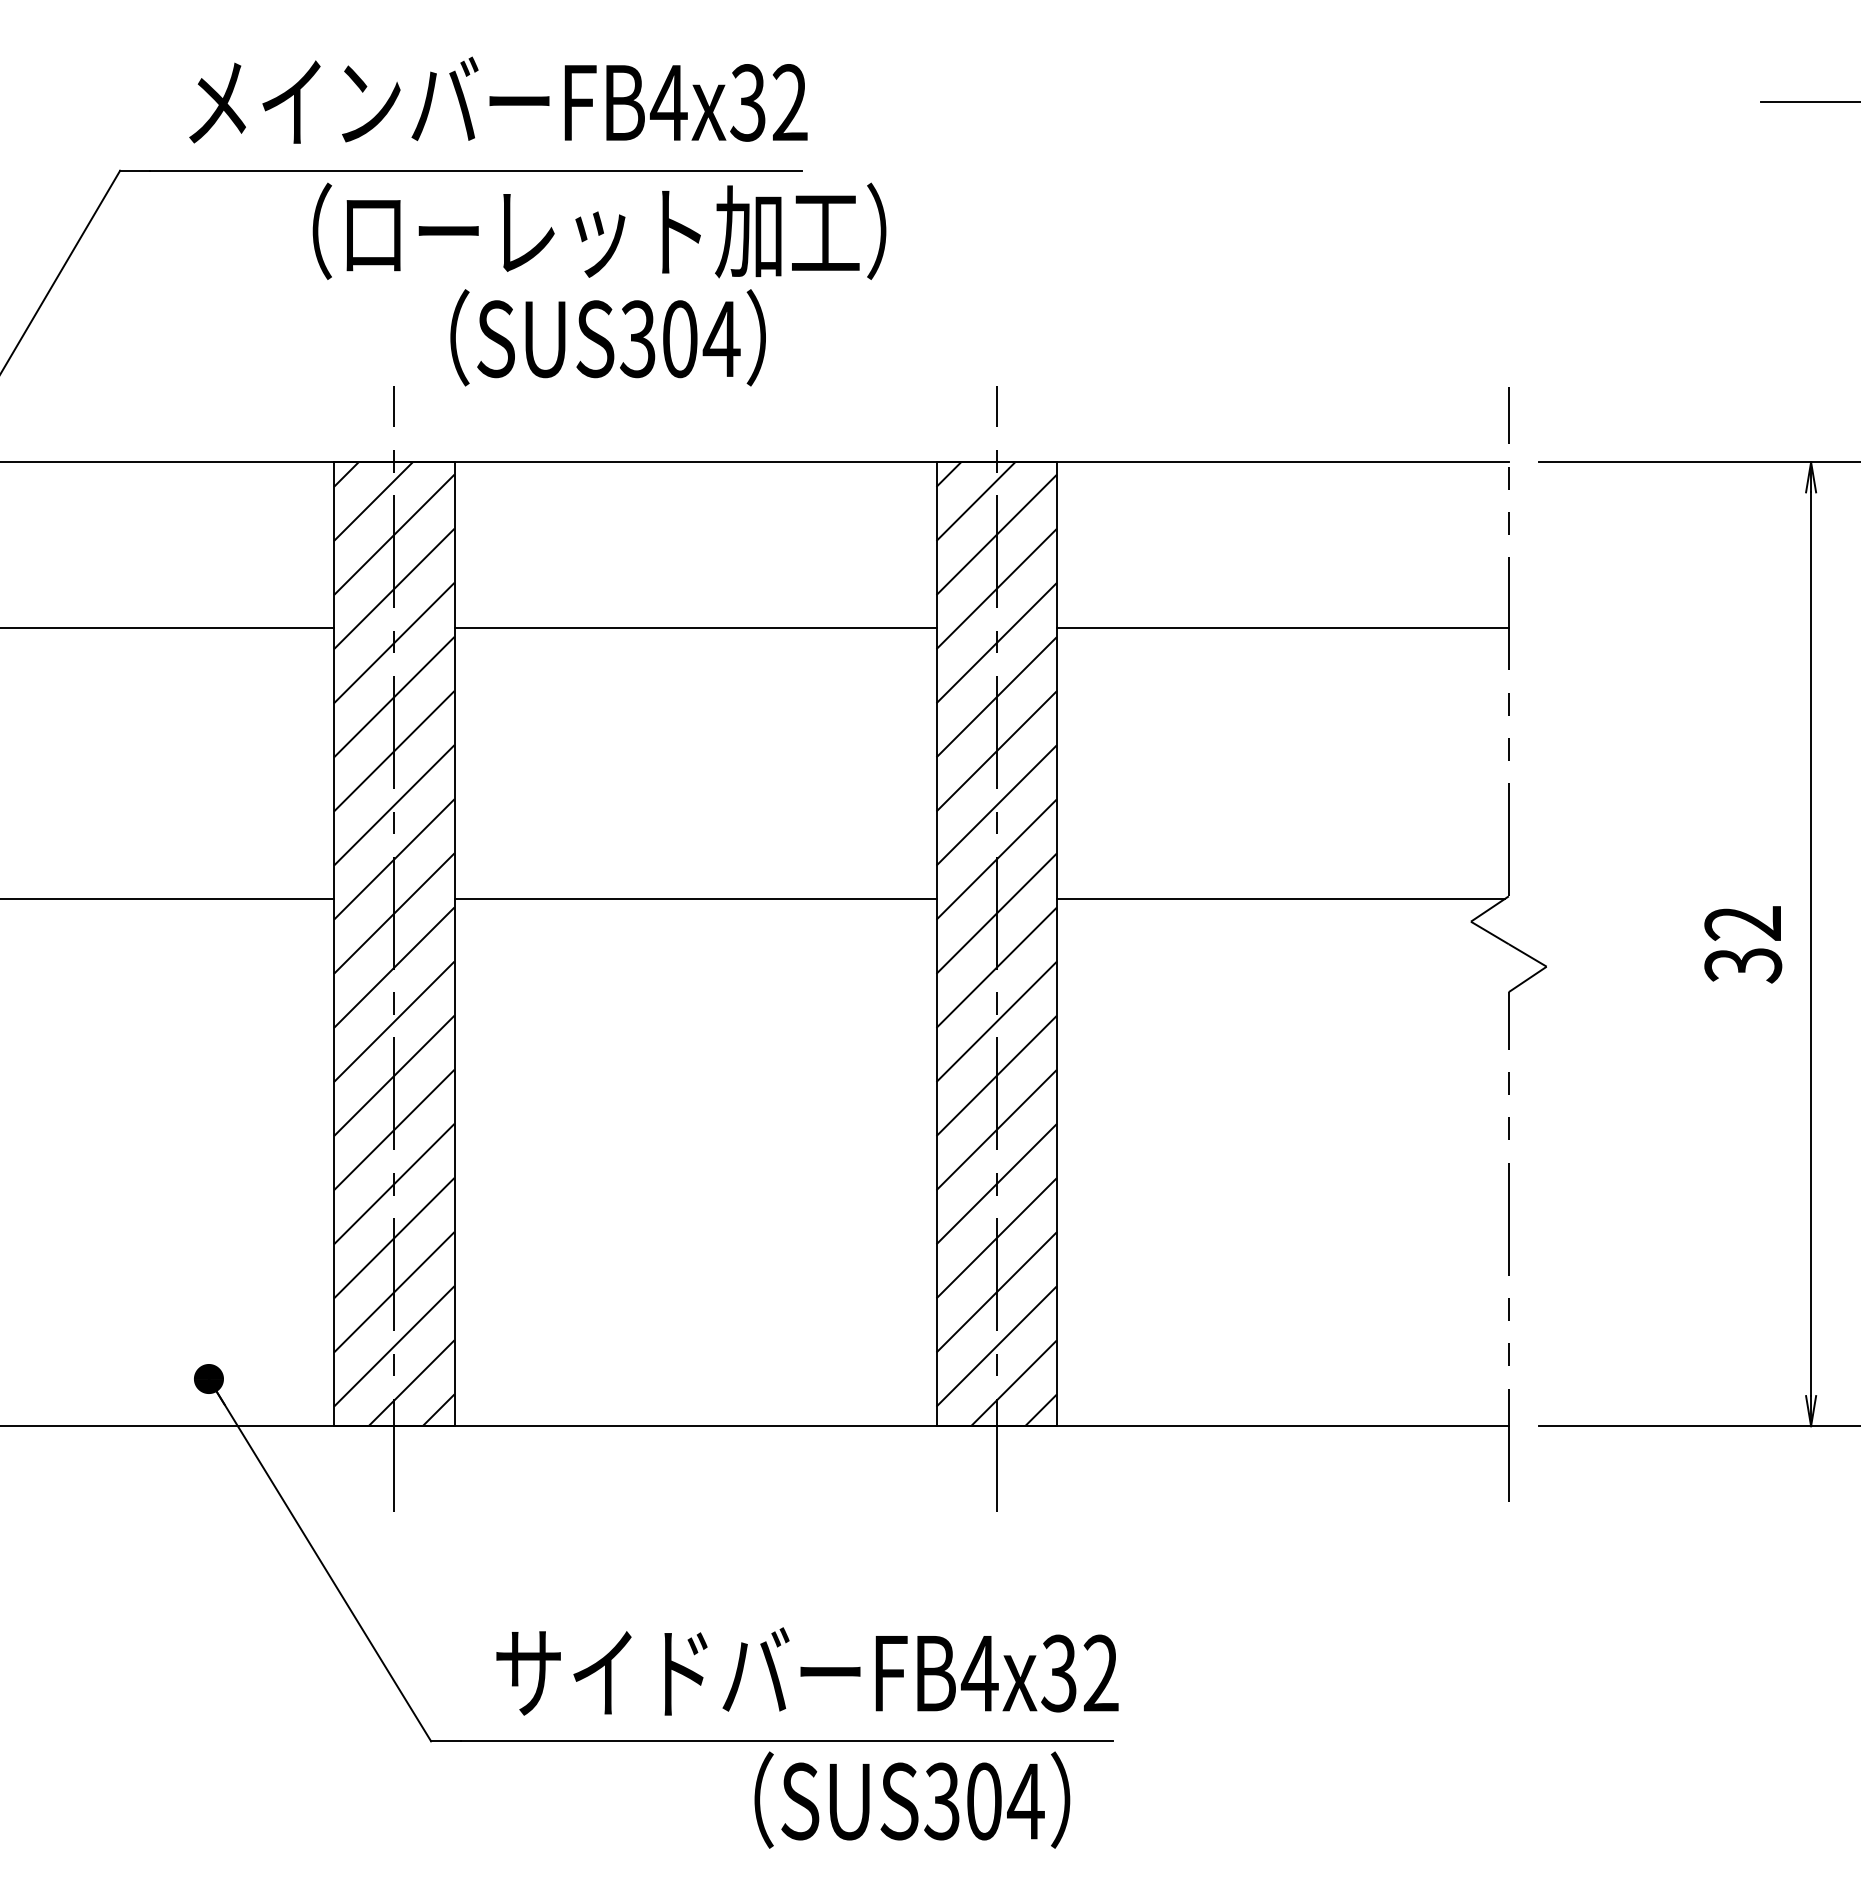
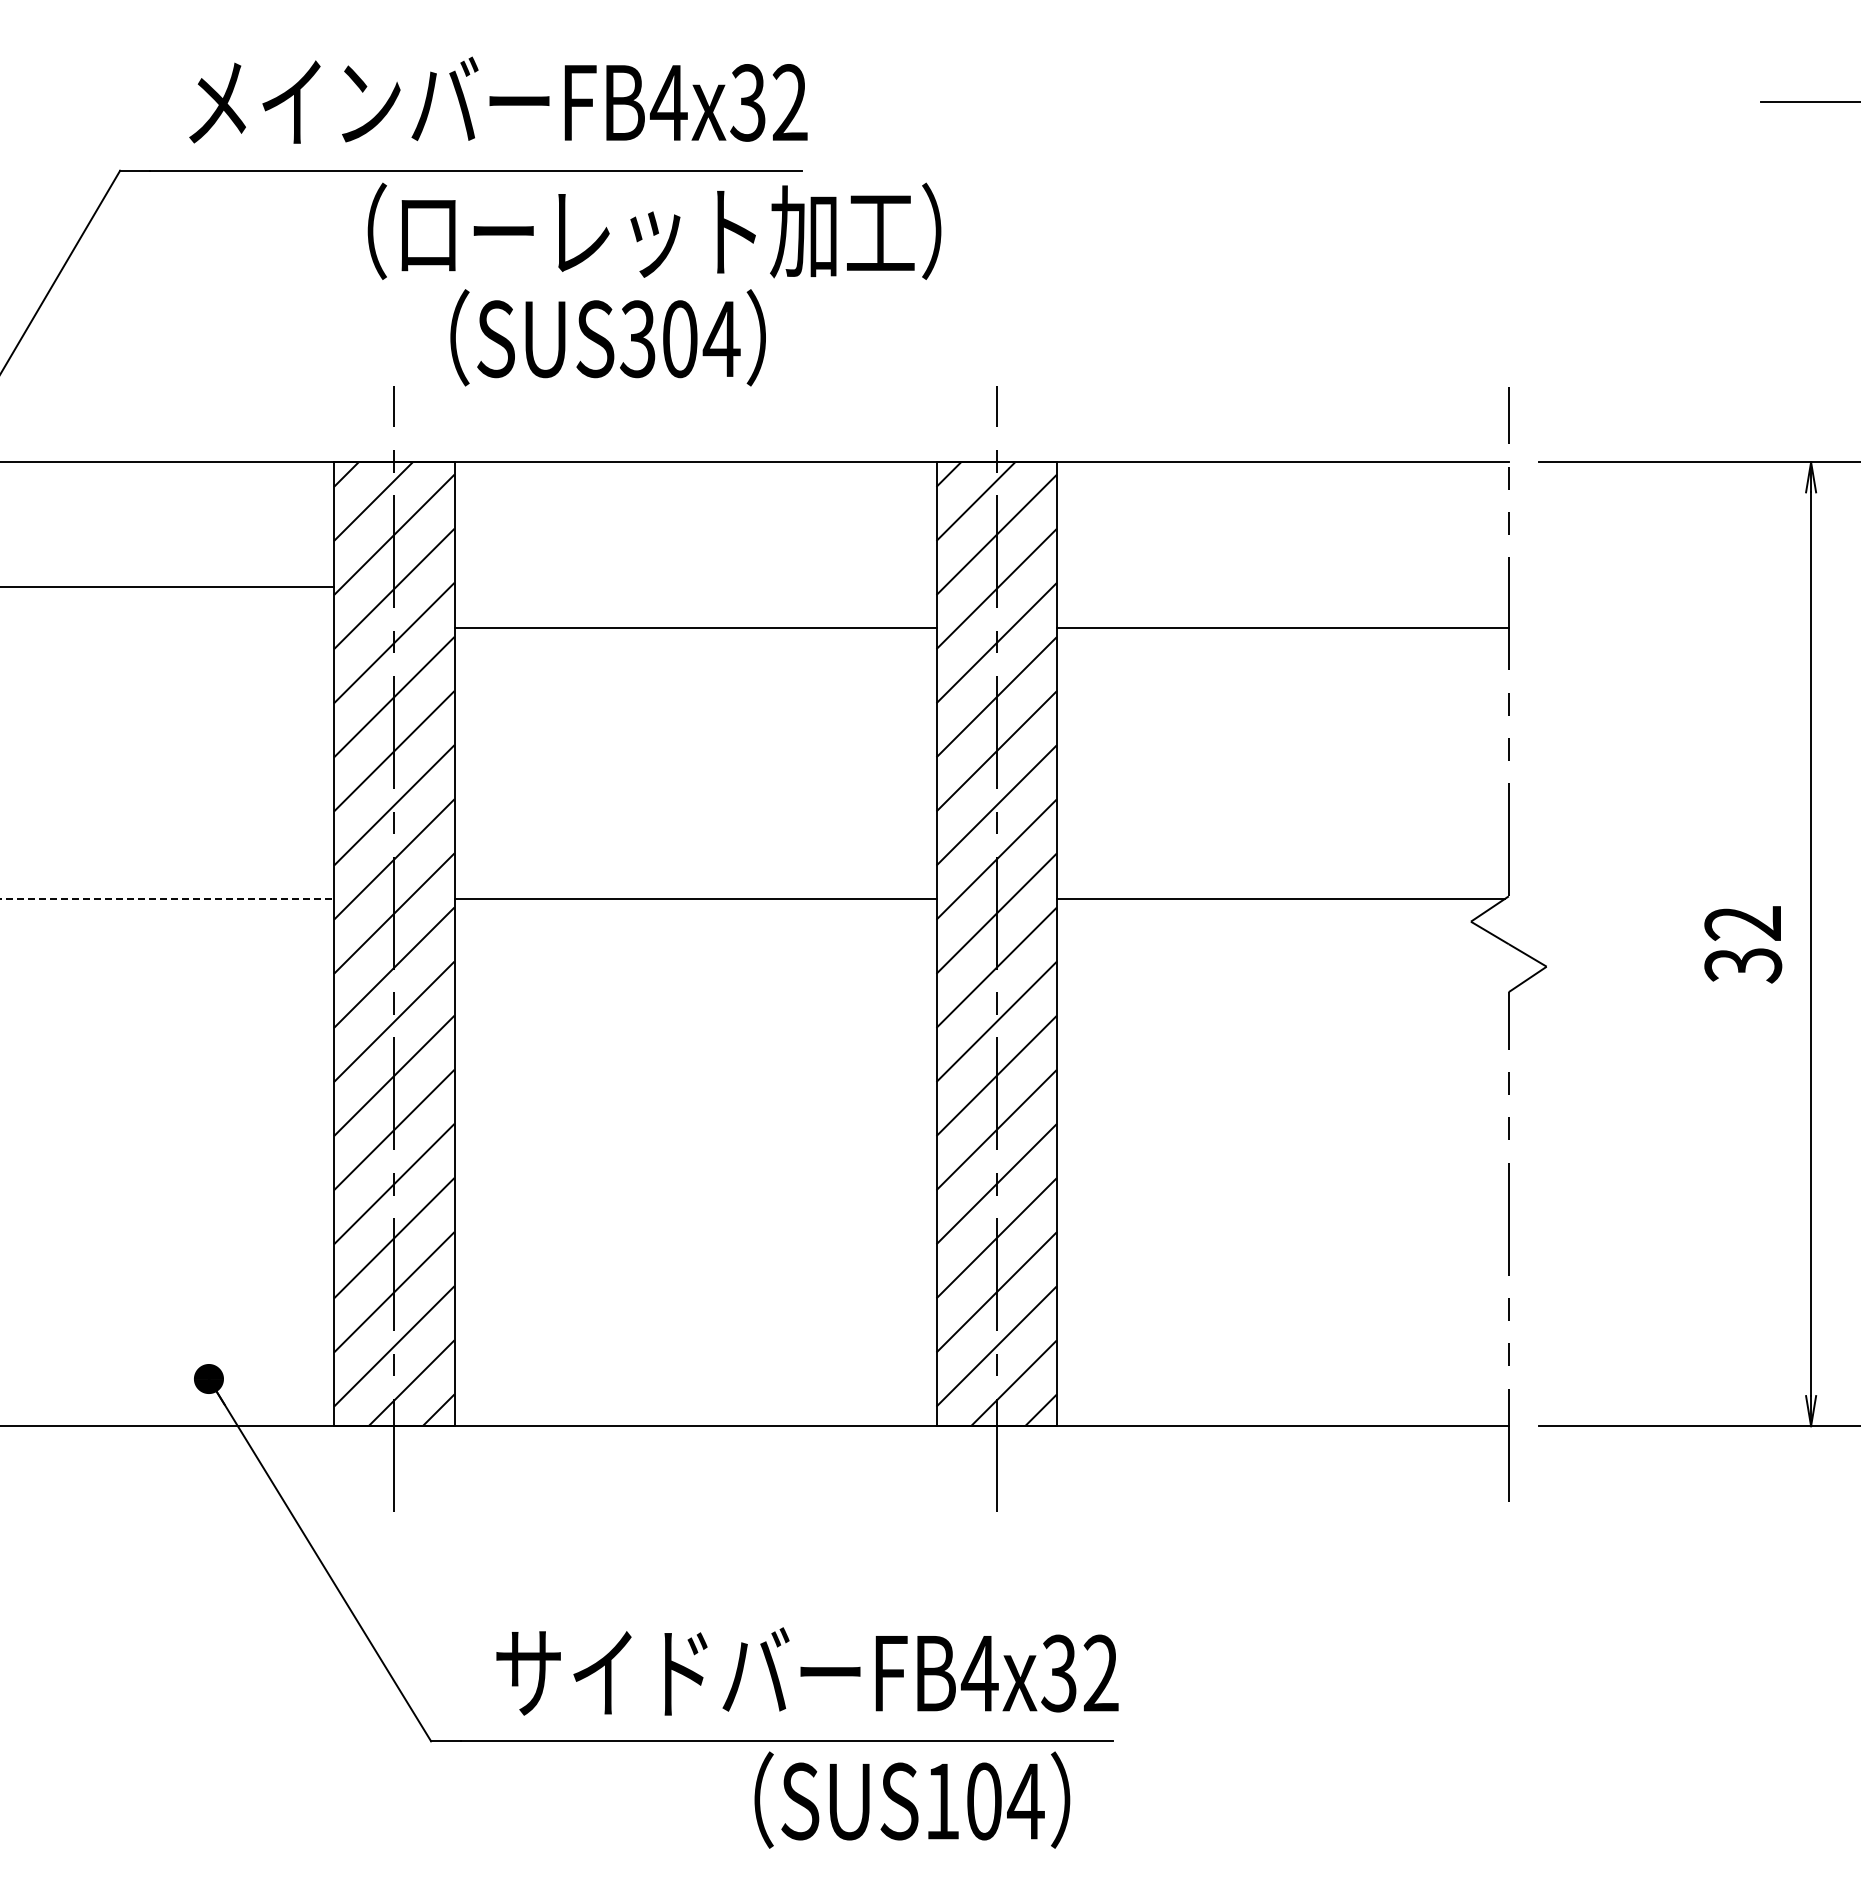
text position: (599, 230) -> (654, 230) (654, 230)
line position: (168, 627) -> (168, 586) (168, 586)
line: solid -> dashed (167, 899)
text: SUS304 -> SUS104 (941, 1801)
